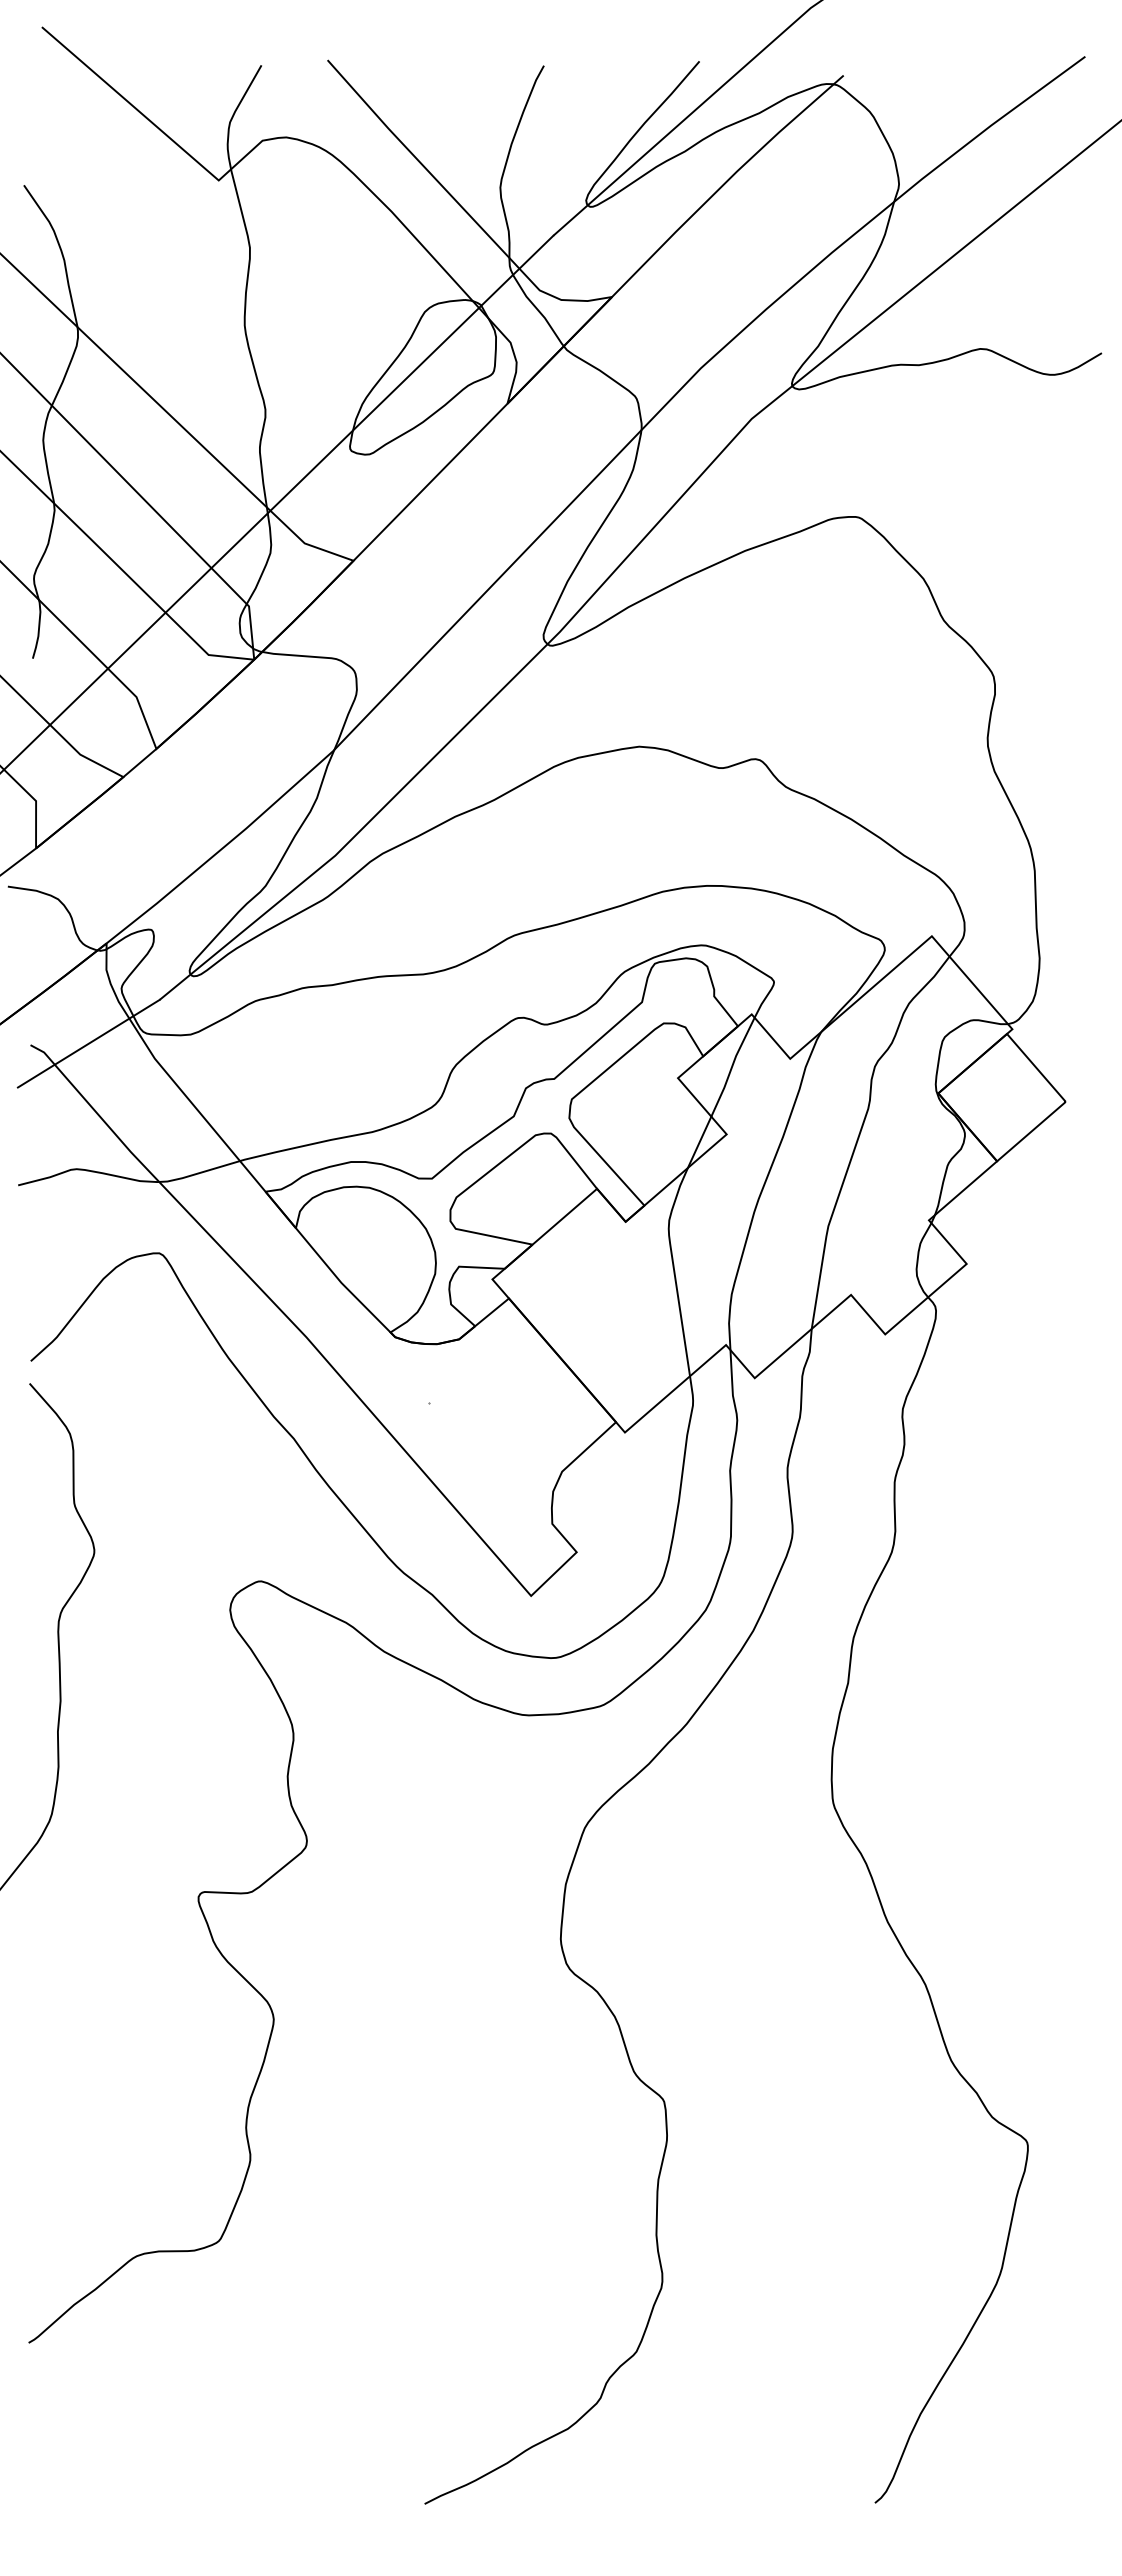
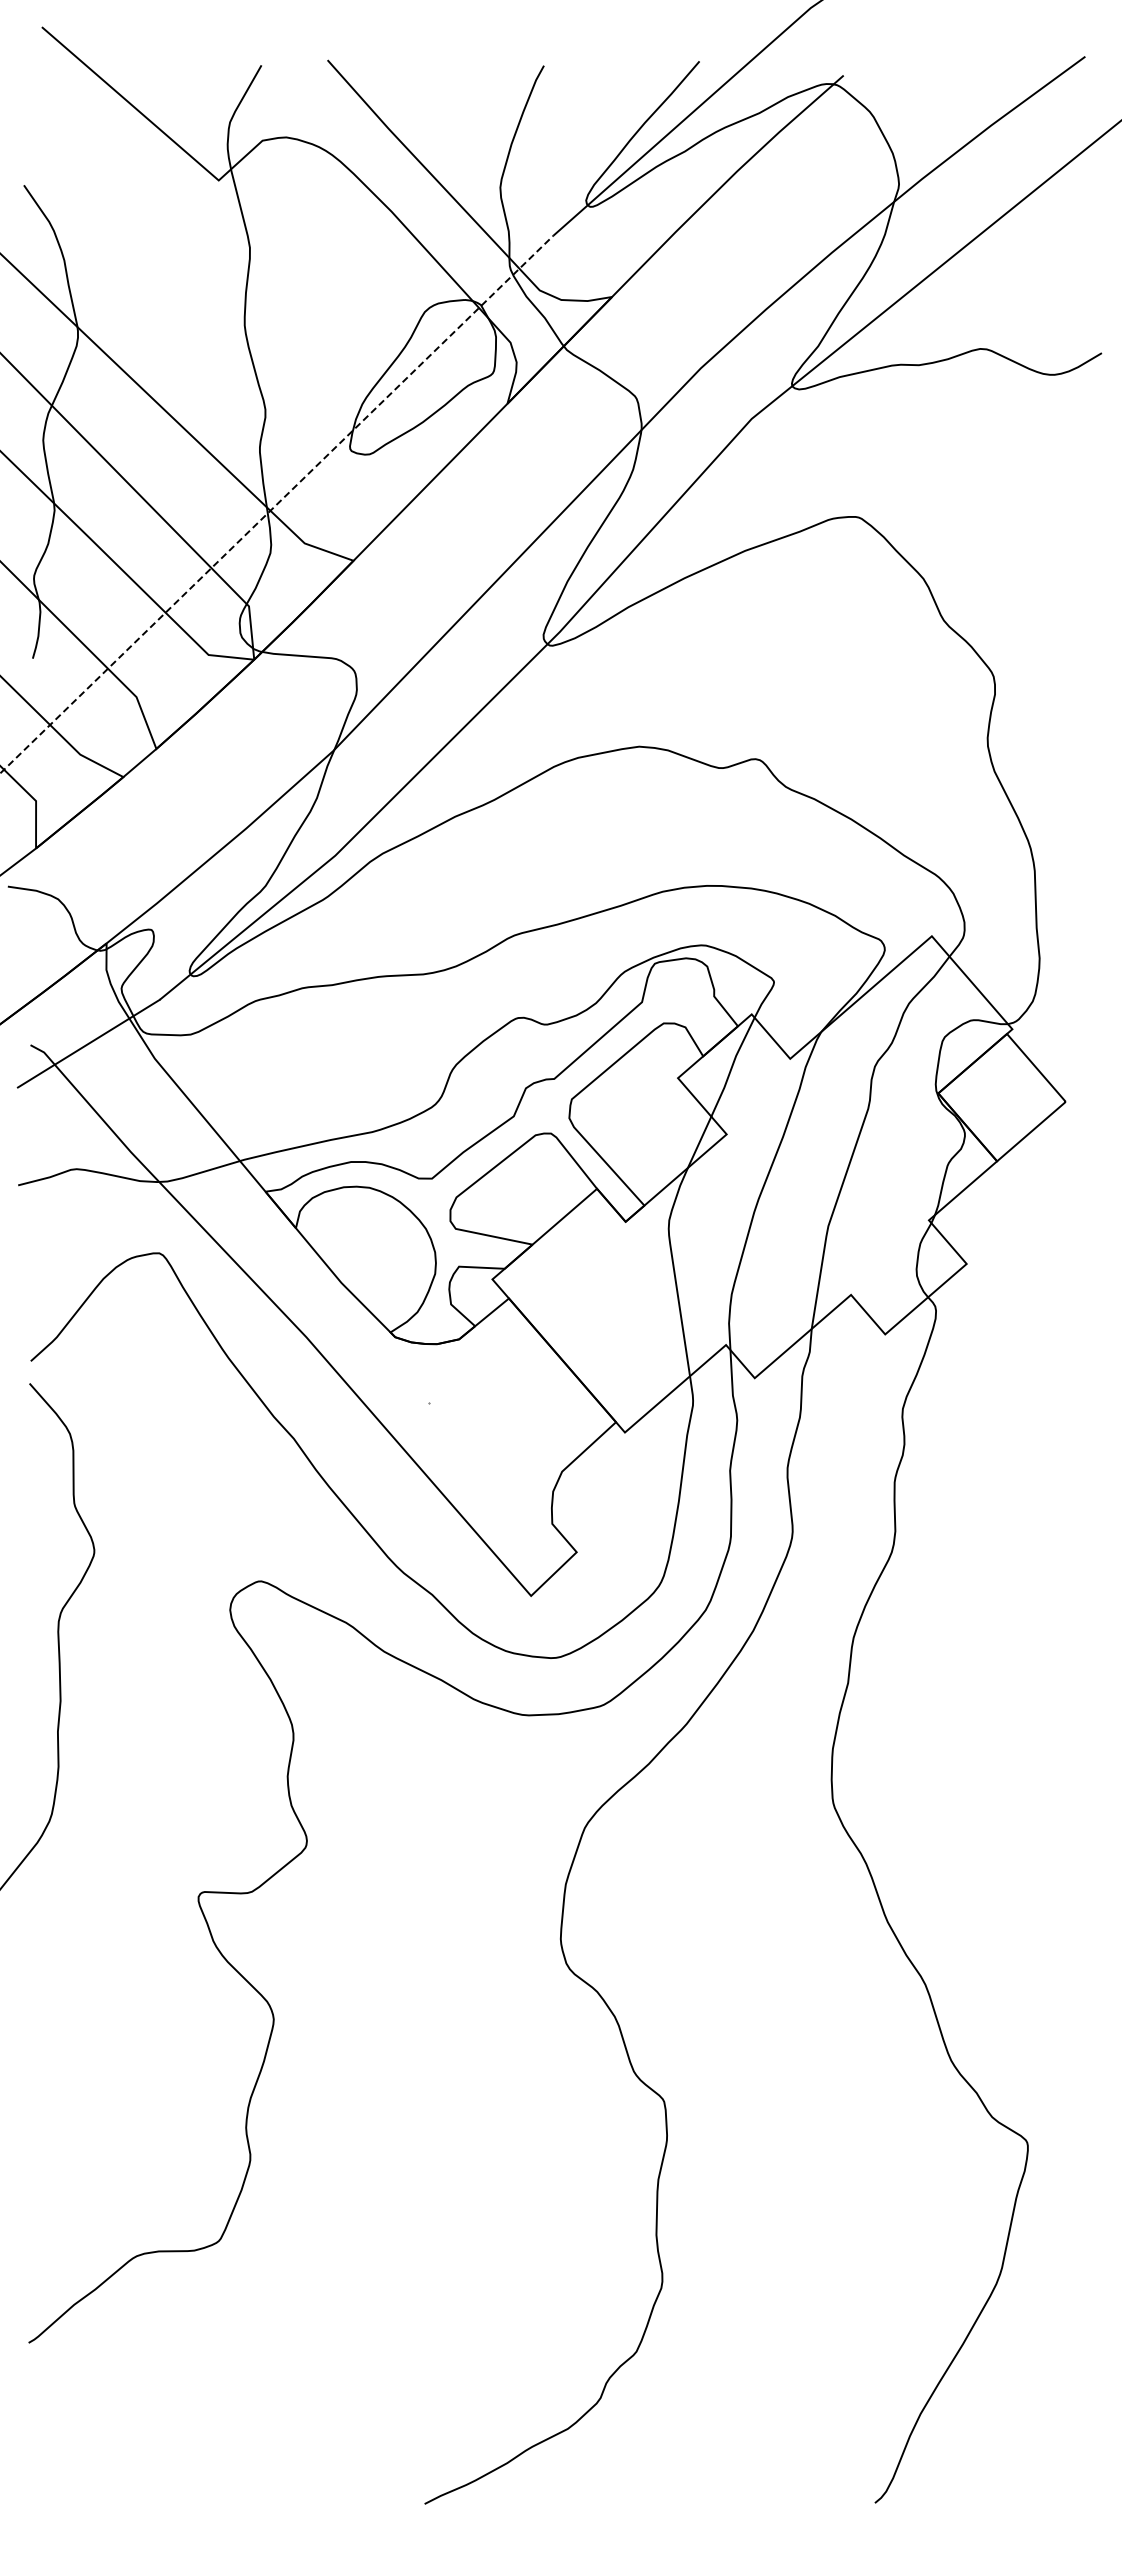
line: solid -> dashed (276, 504)
